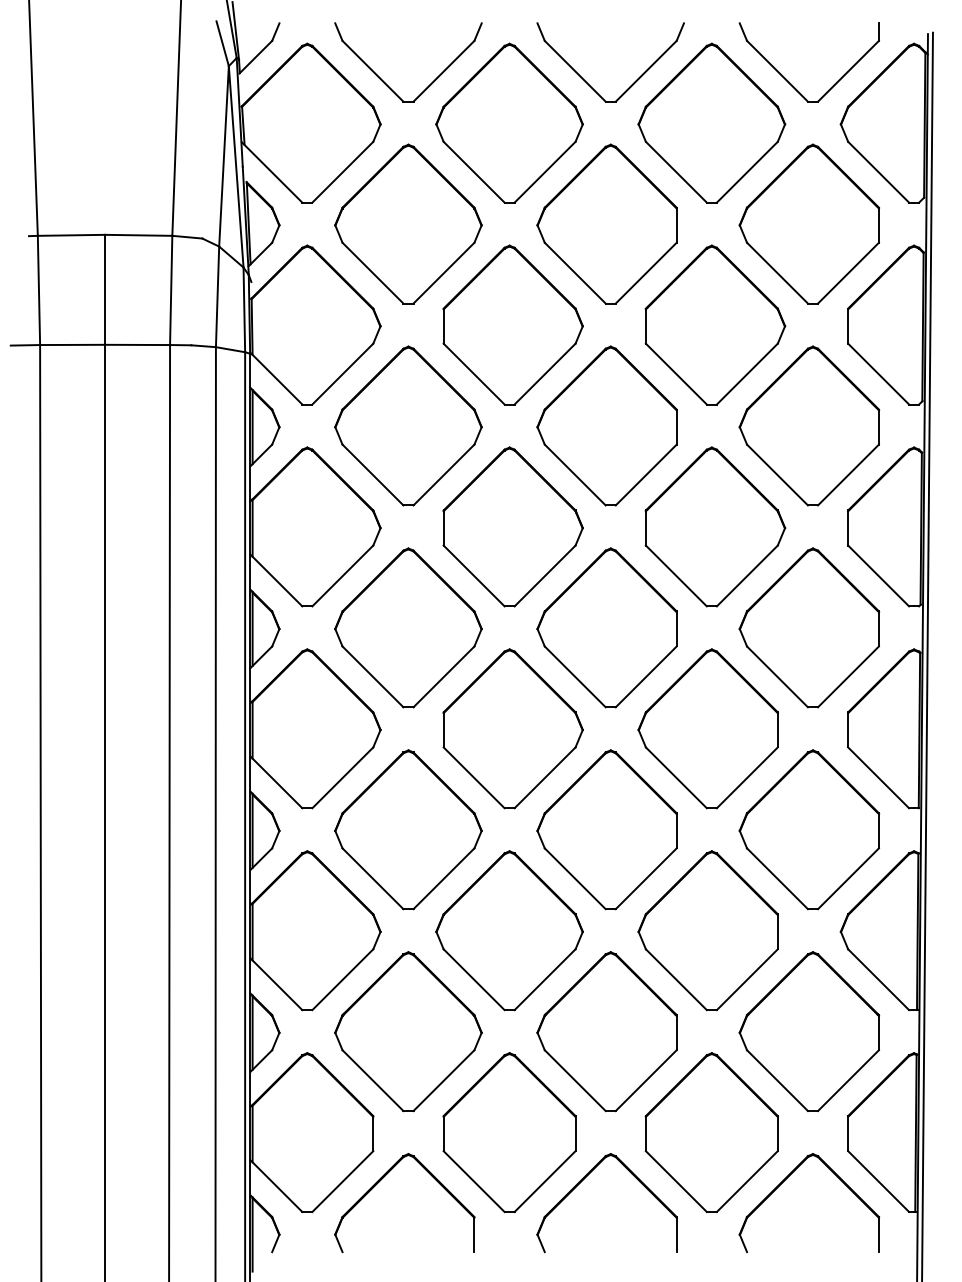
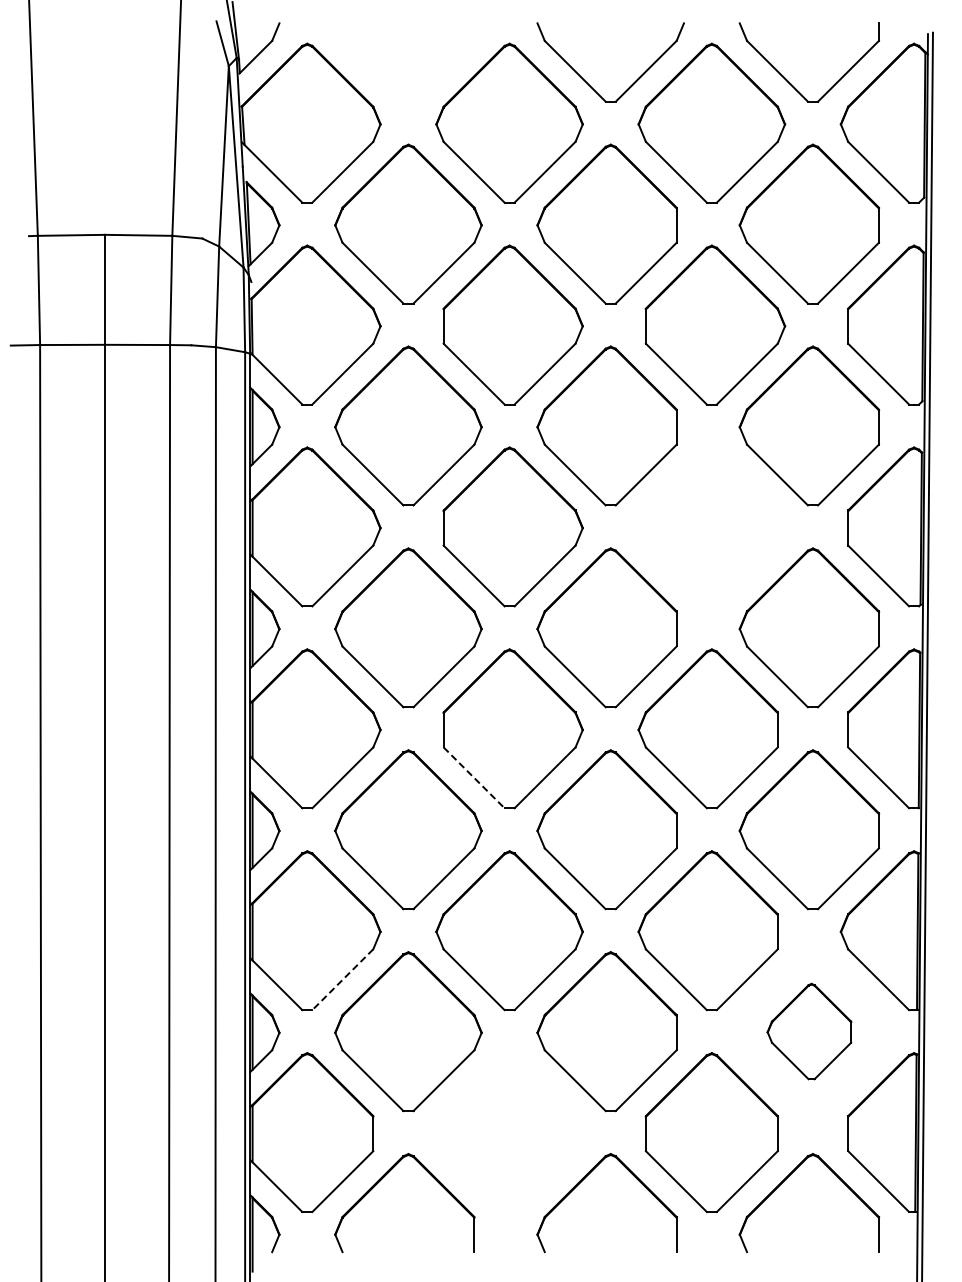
part: present -> none (386, 83)
part: present -> none (715, 526)
line: solid -> dashed (474, 778)
line: solid -> dashed (342, 980)
part size: 143x161 px -> 87x99 px (809, 1031)
part: present -> none (509, 1132)
